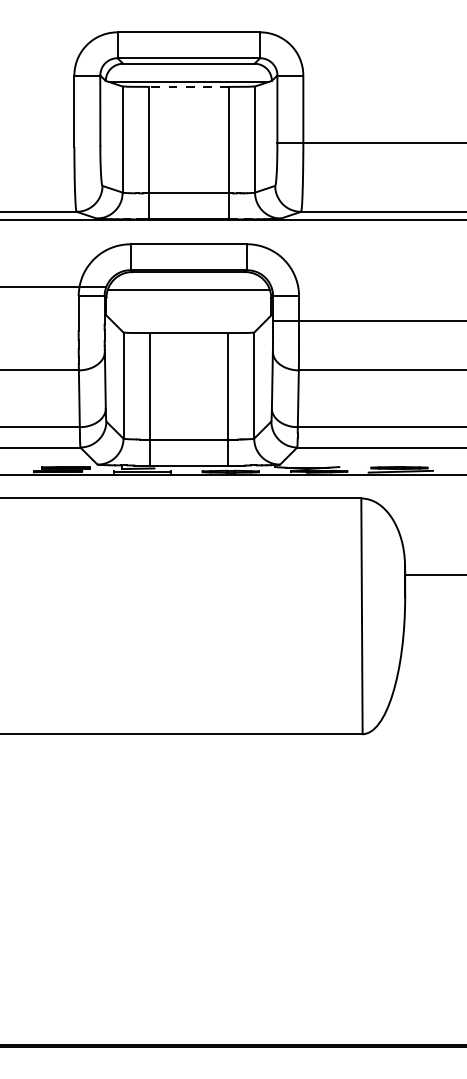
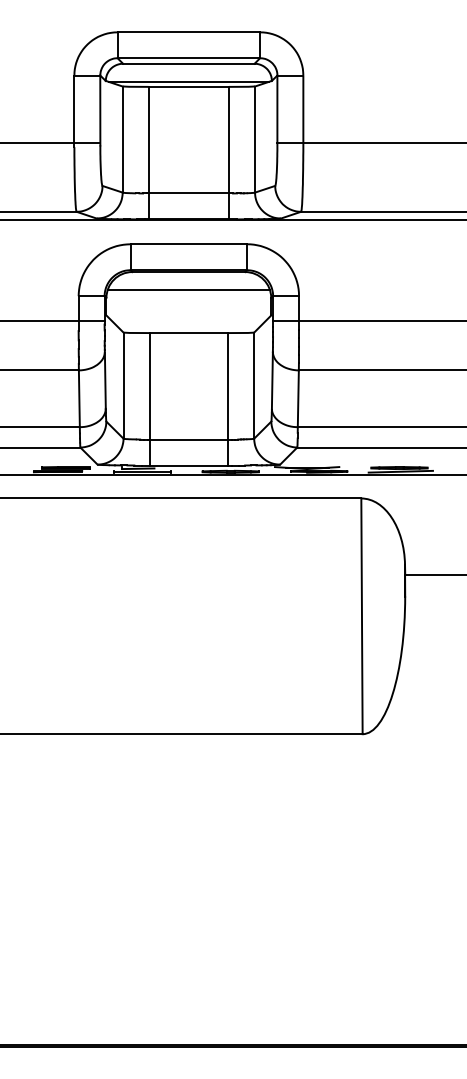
line: dashed -> solid (188, 86)
line: none -> present (51, 142)
line position: (53, 287) -> (53, 321) (53, 321)
